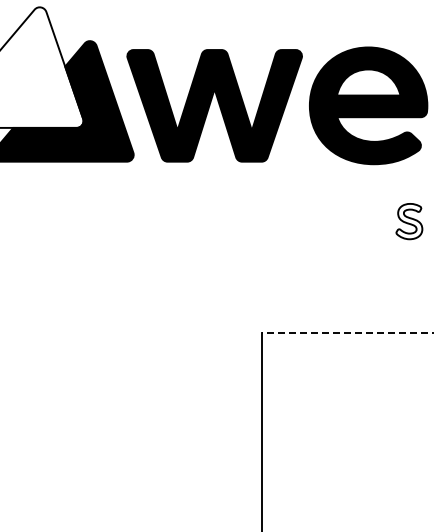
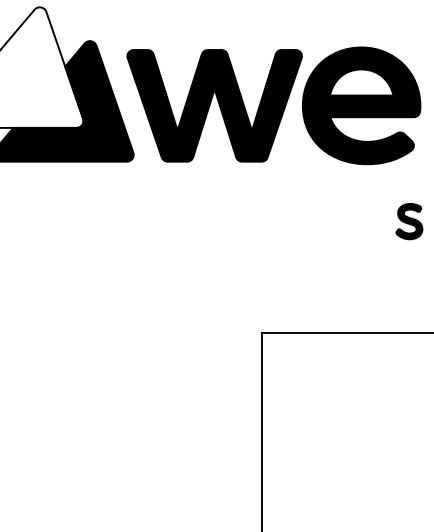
part position: (368, 105) -> (361, 105) (361, 105)
fill: none -> present (409, 221)
line: dashed -> solid (347, 333)
